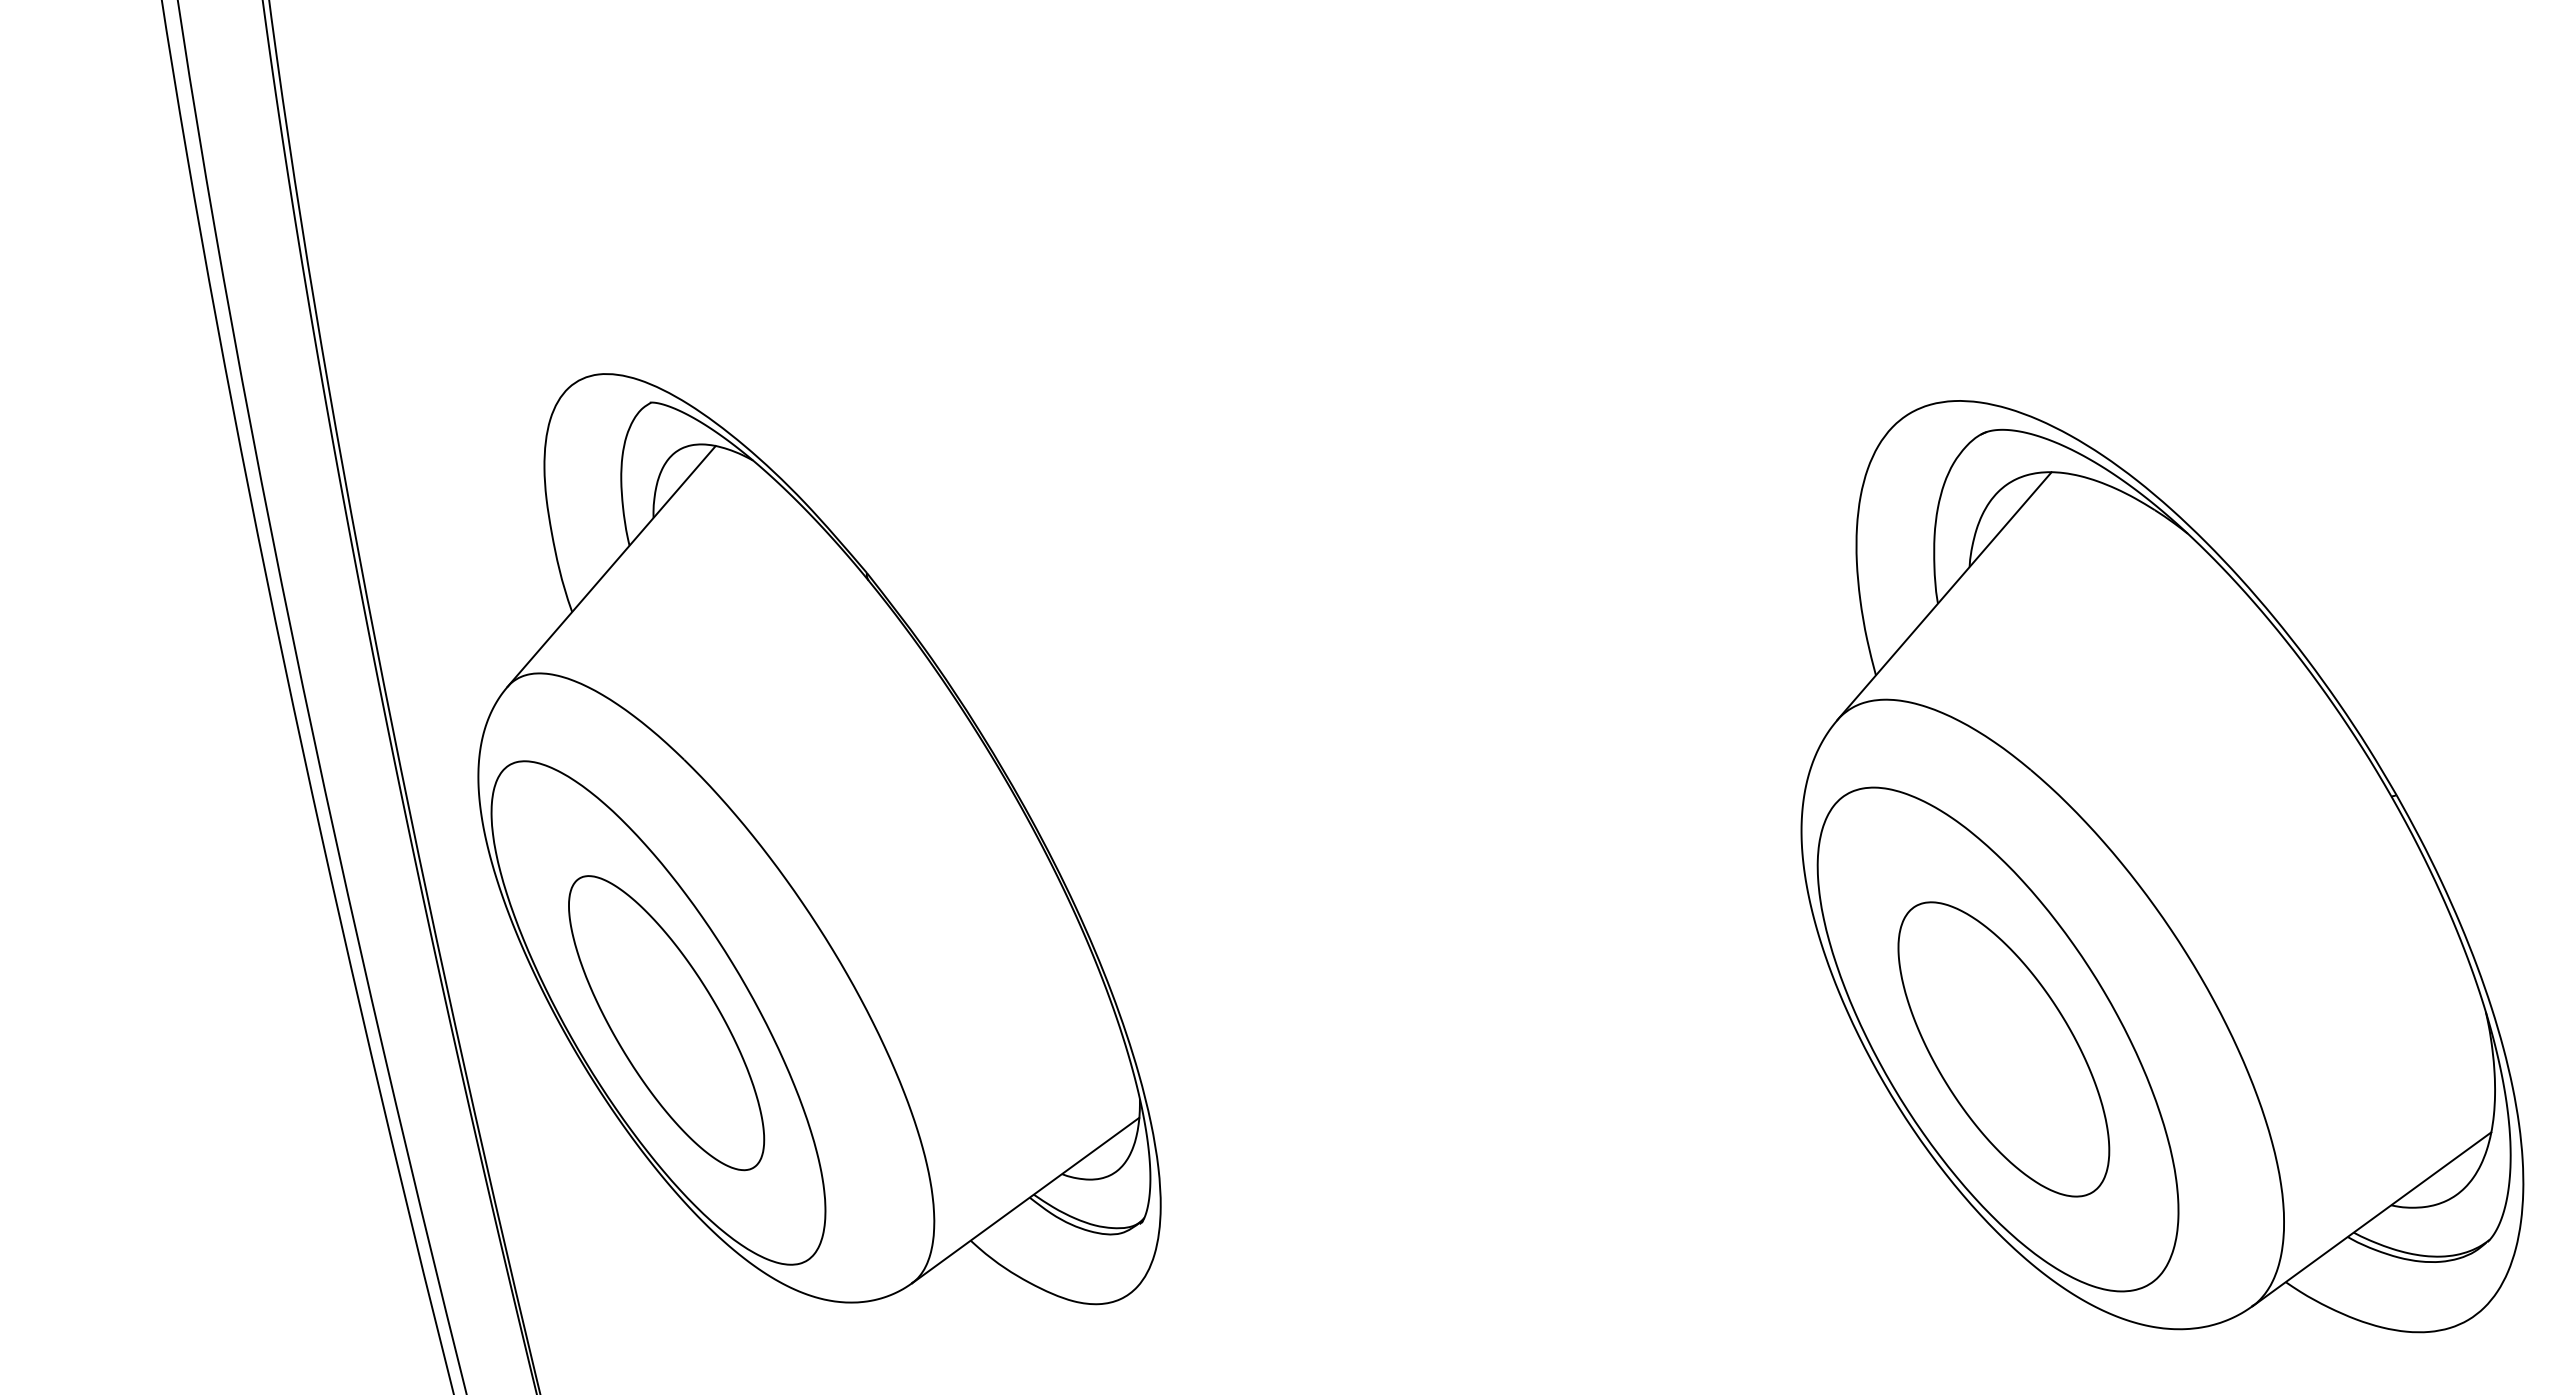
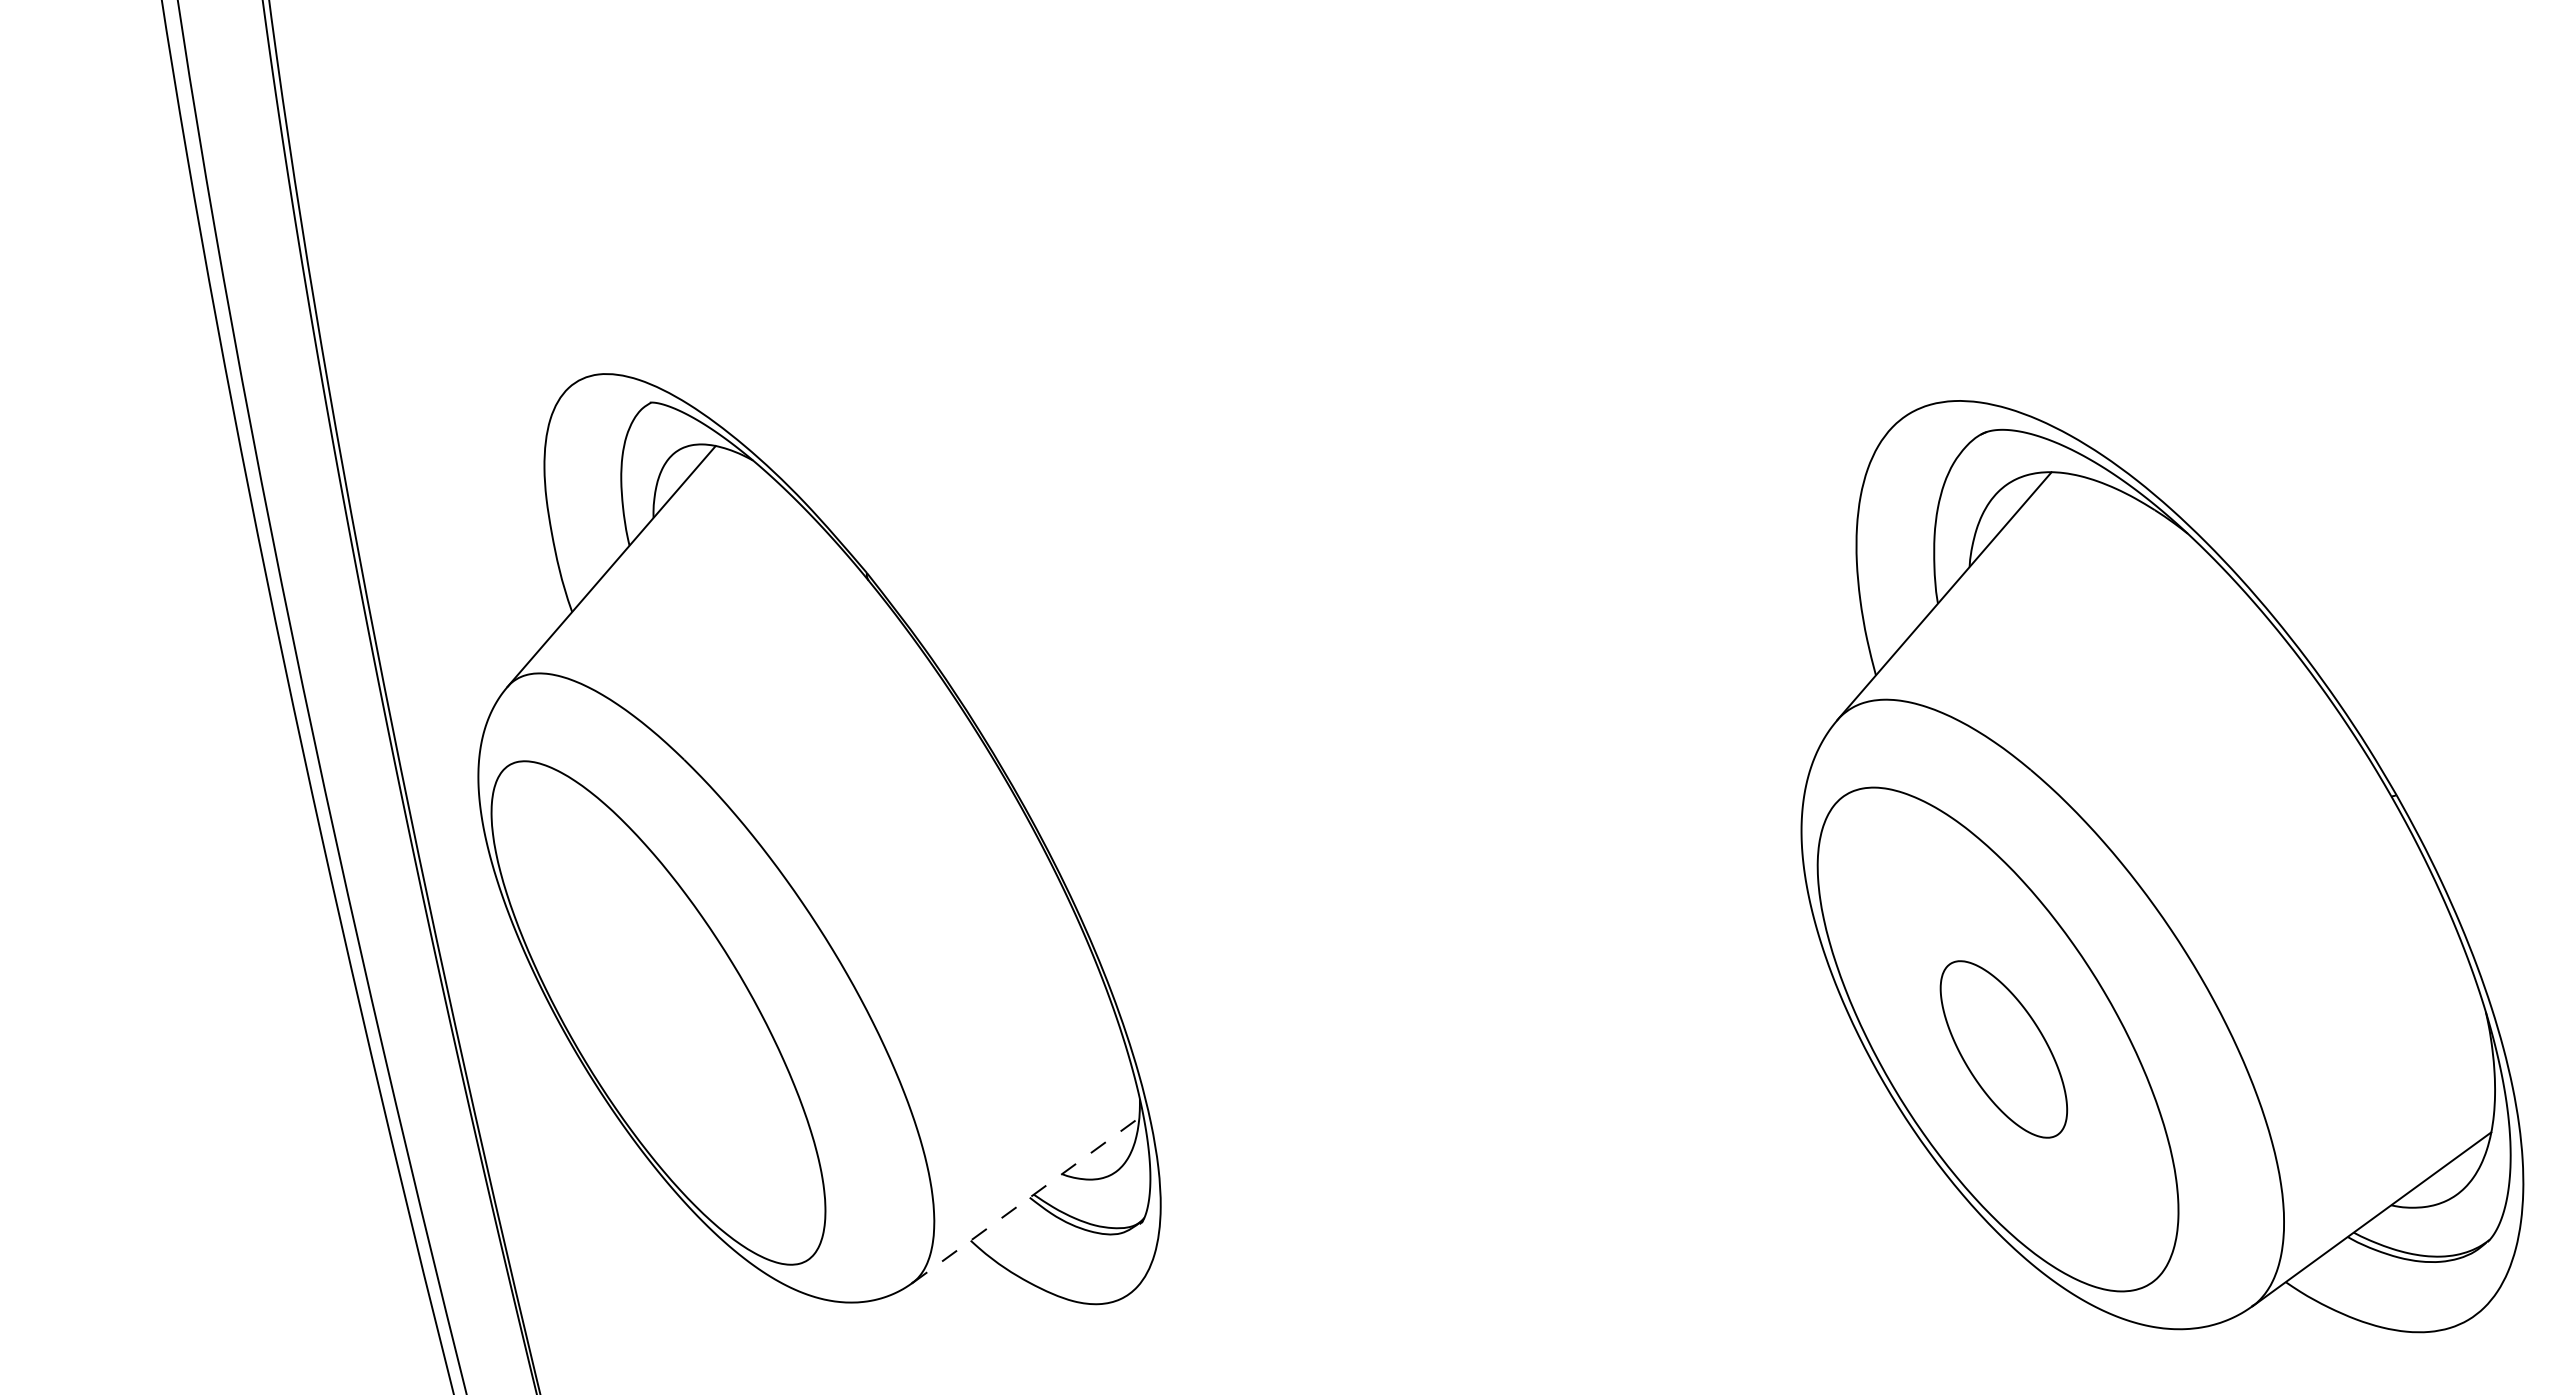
part: present -> none (666, 1023)
part size: 214x297 px -> 130x179 px (2003, 1049)
line: solid -> dashed (1026, 1200)
